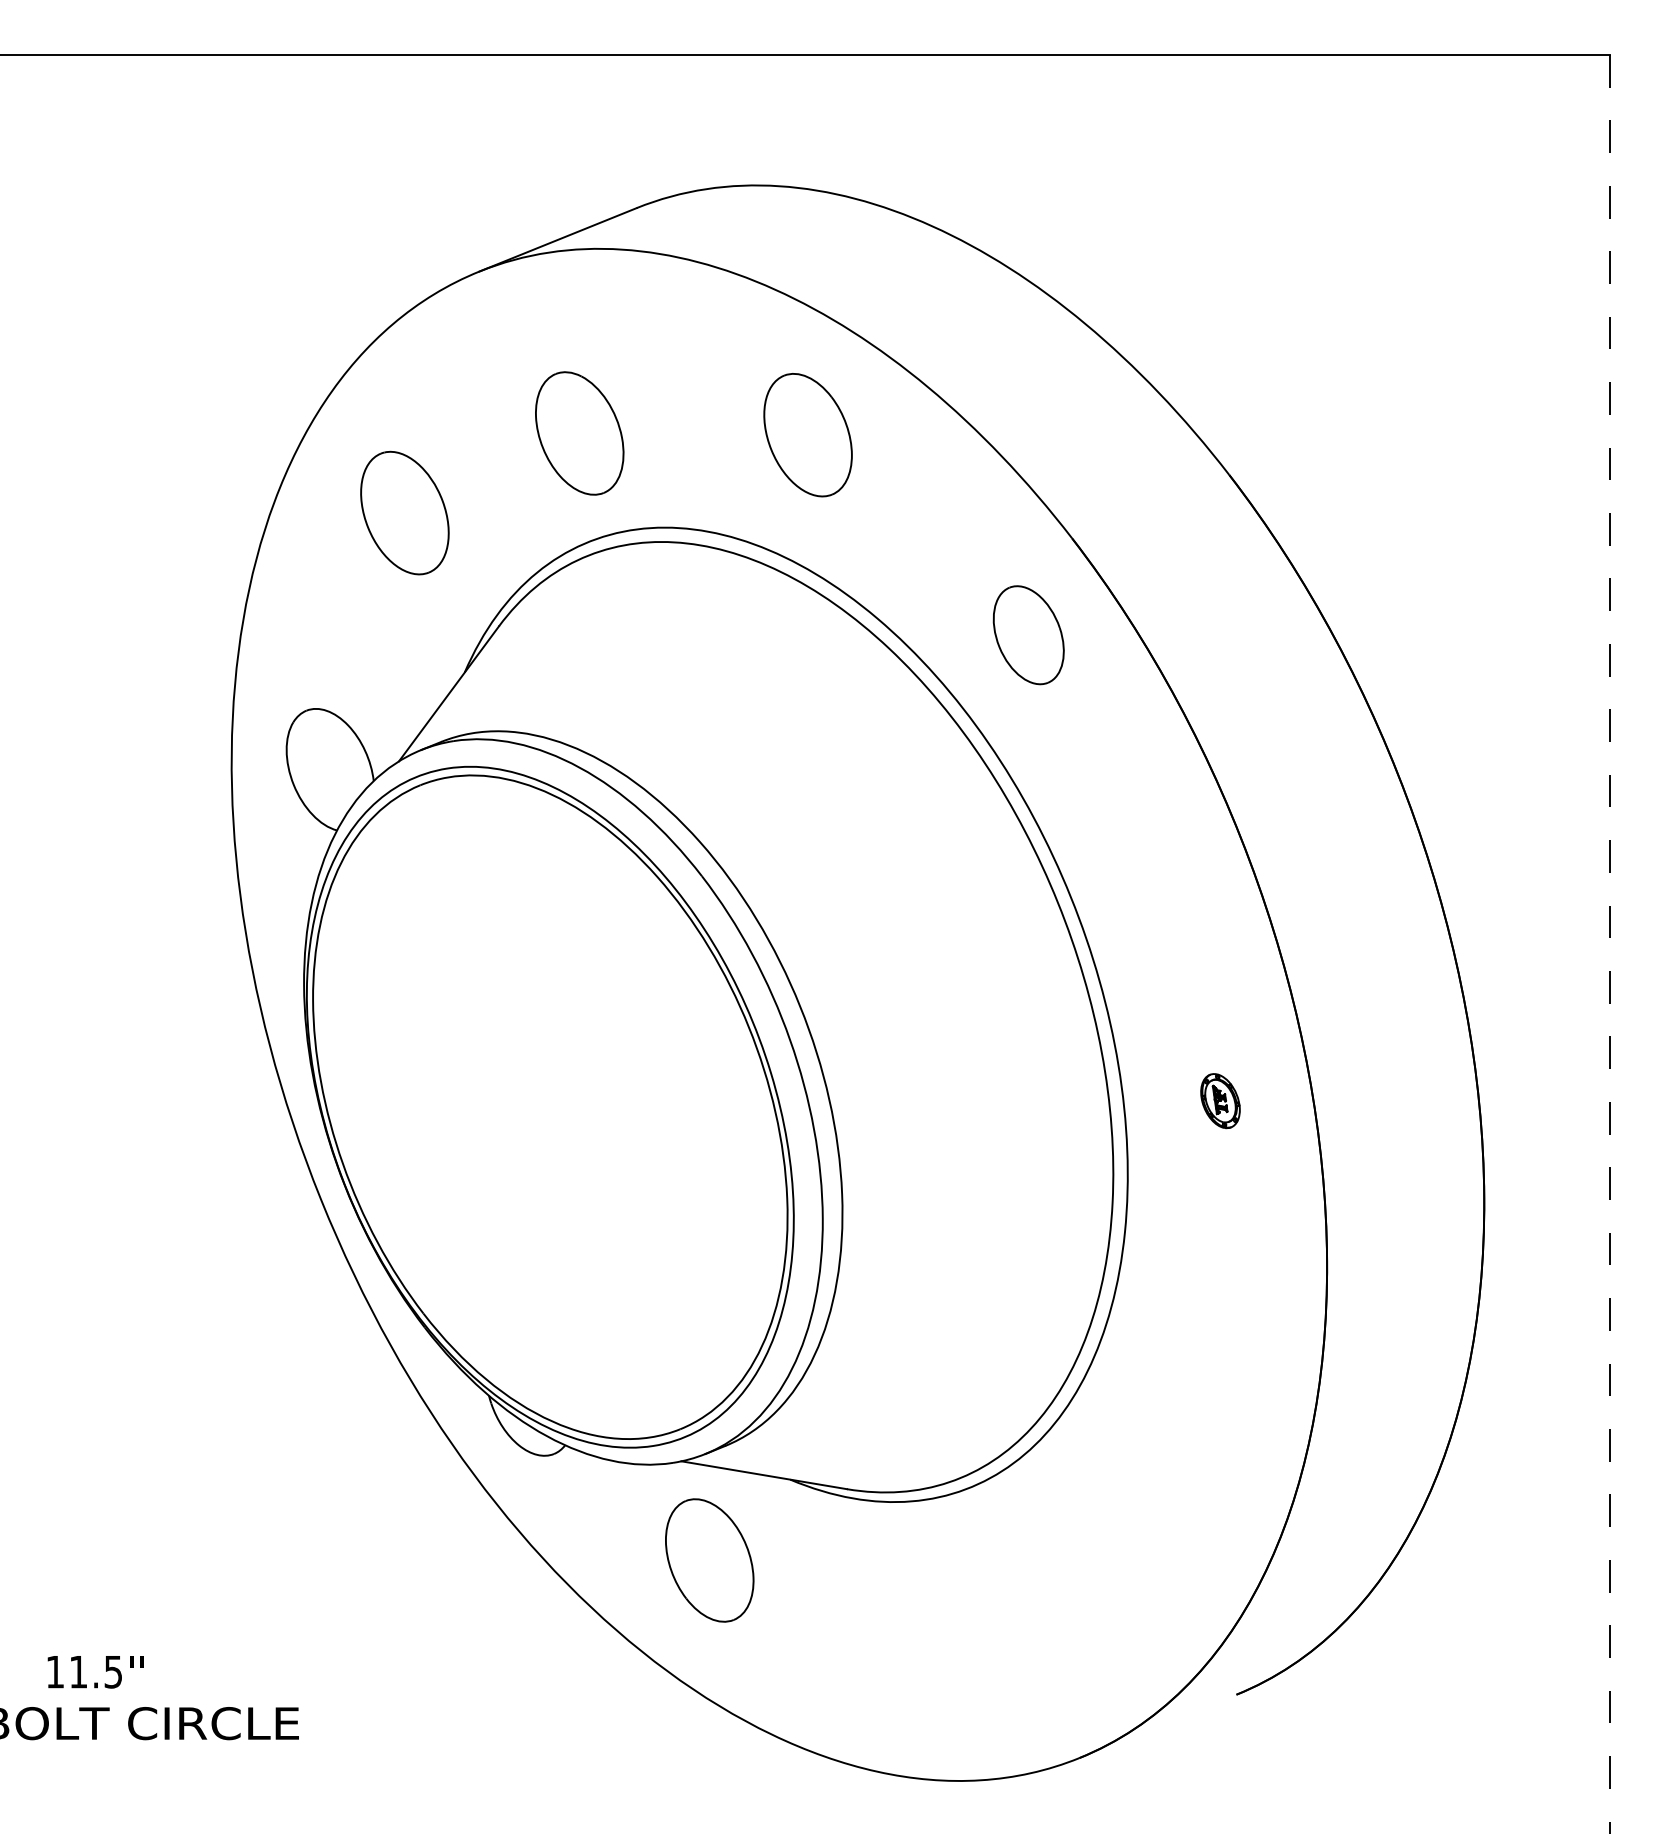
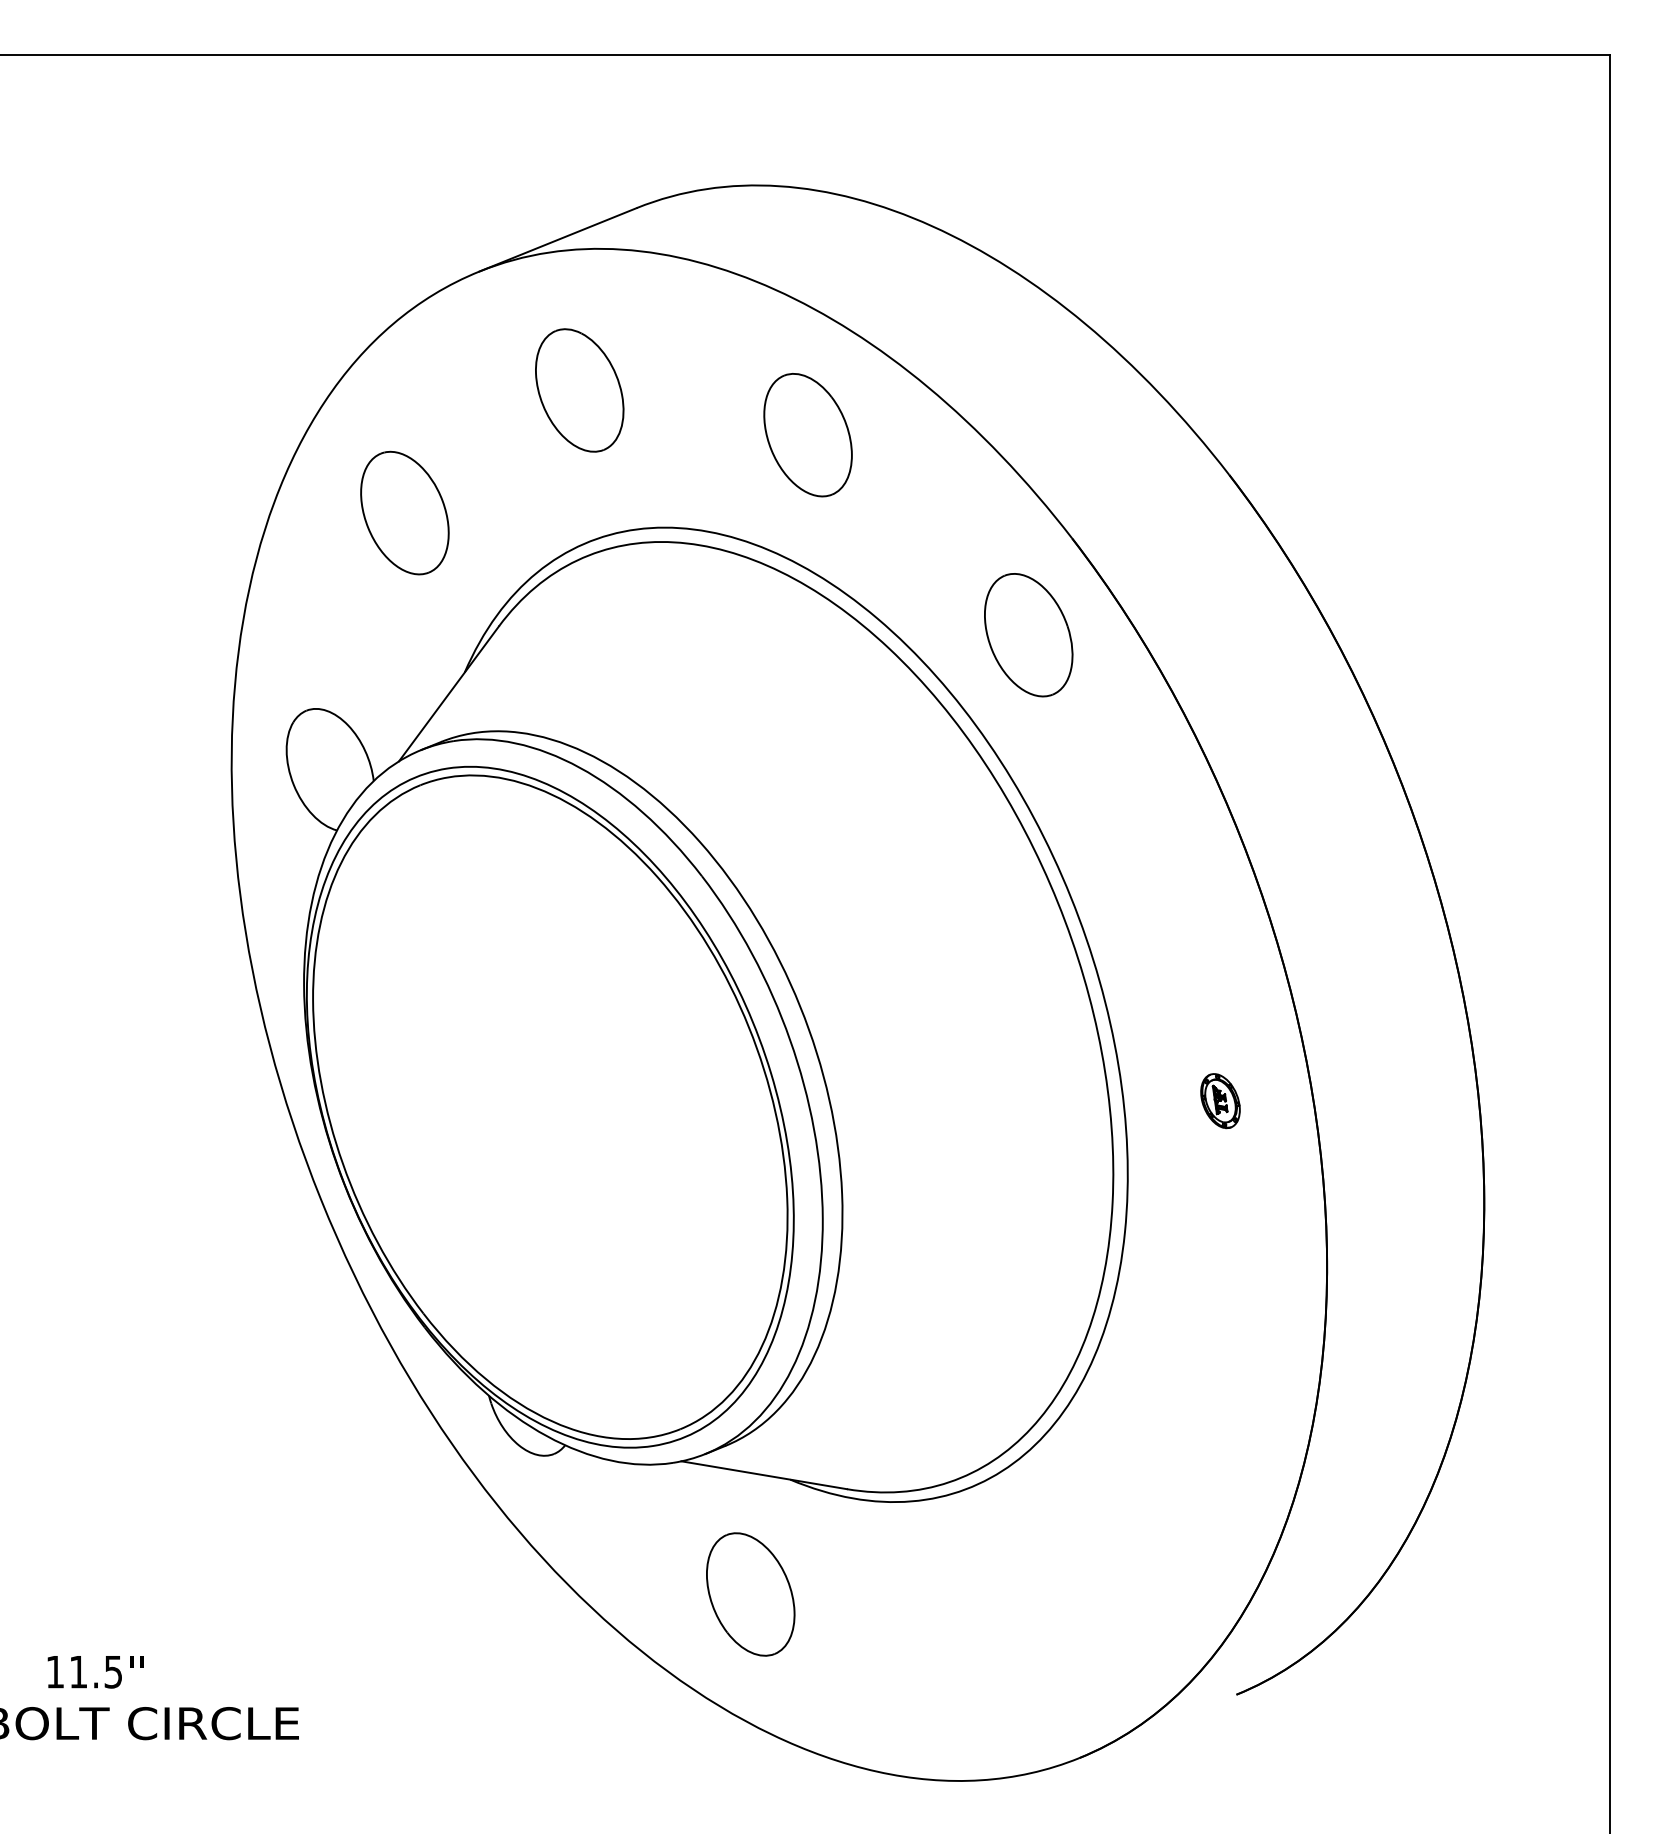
part position: (579, 433) -> (579, 390) (579, 390)
part size: 73x101 px -> 90x125 px (1028, 635)
line: dashed -> solid (1610, 944)
part position: (709, 1560) -> (750, 1594) (750, 1594)
